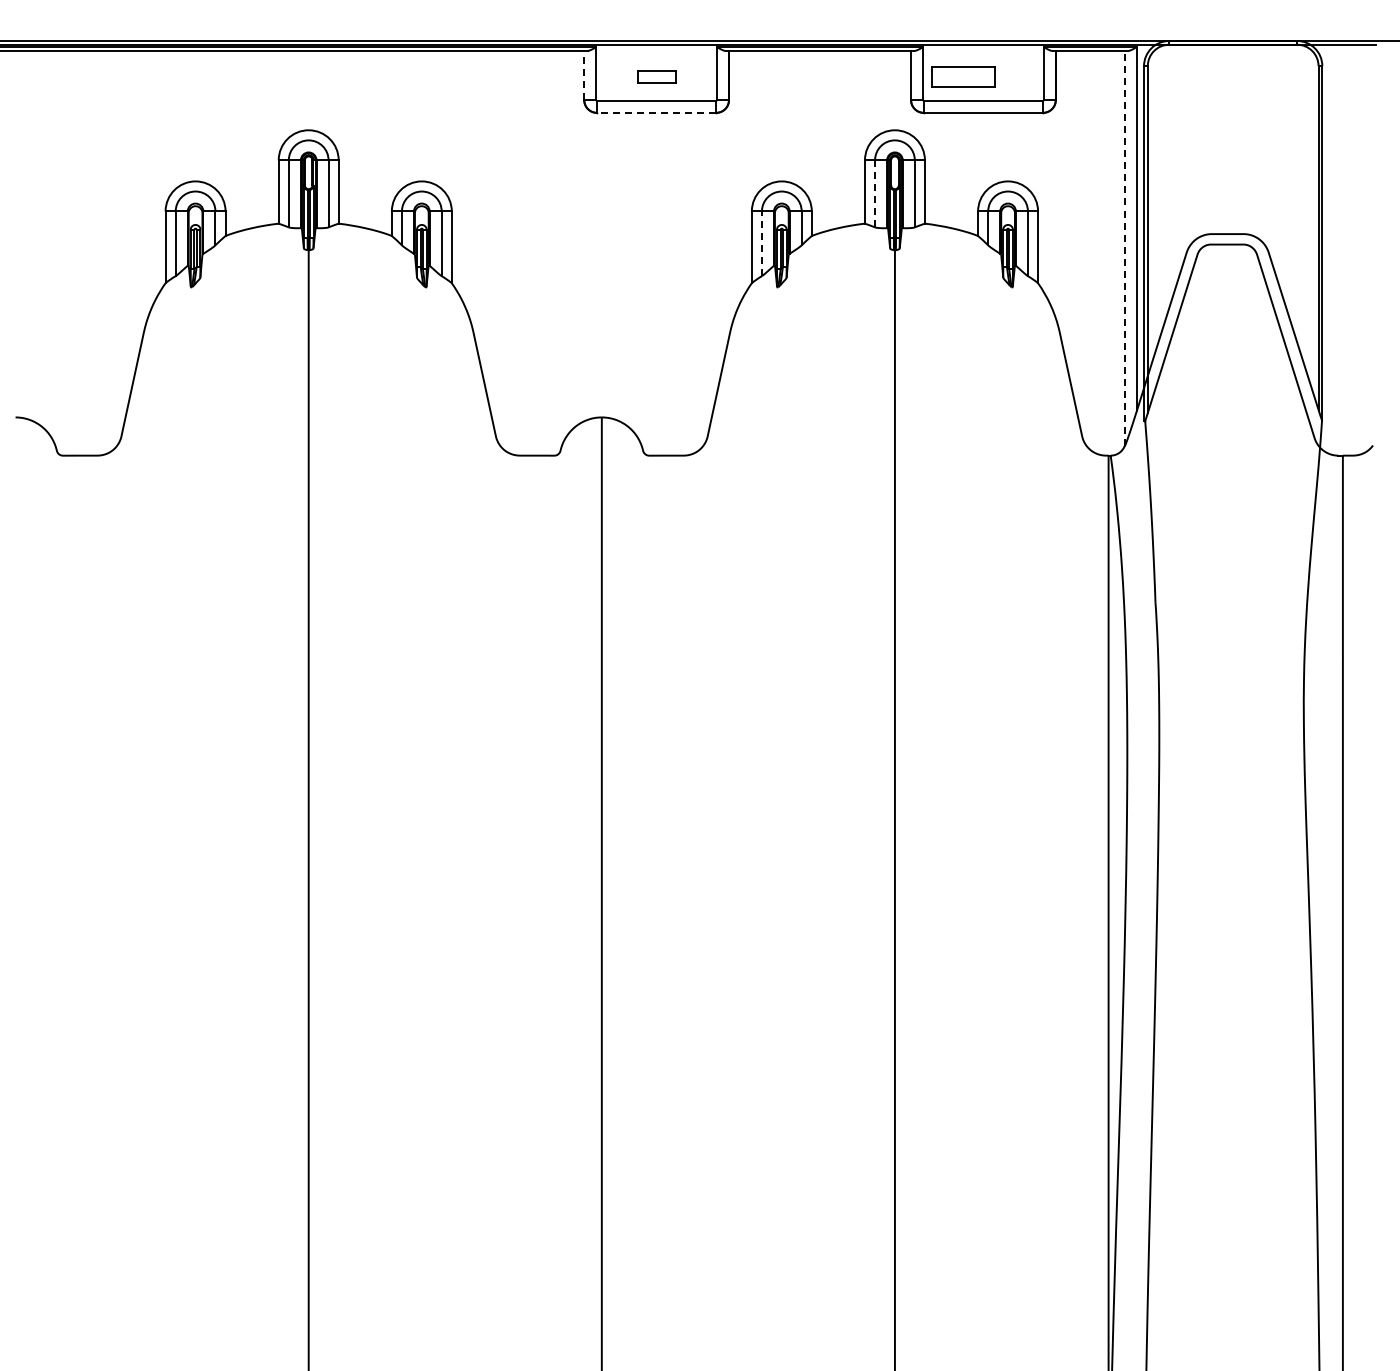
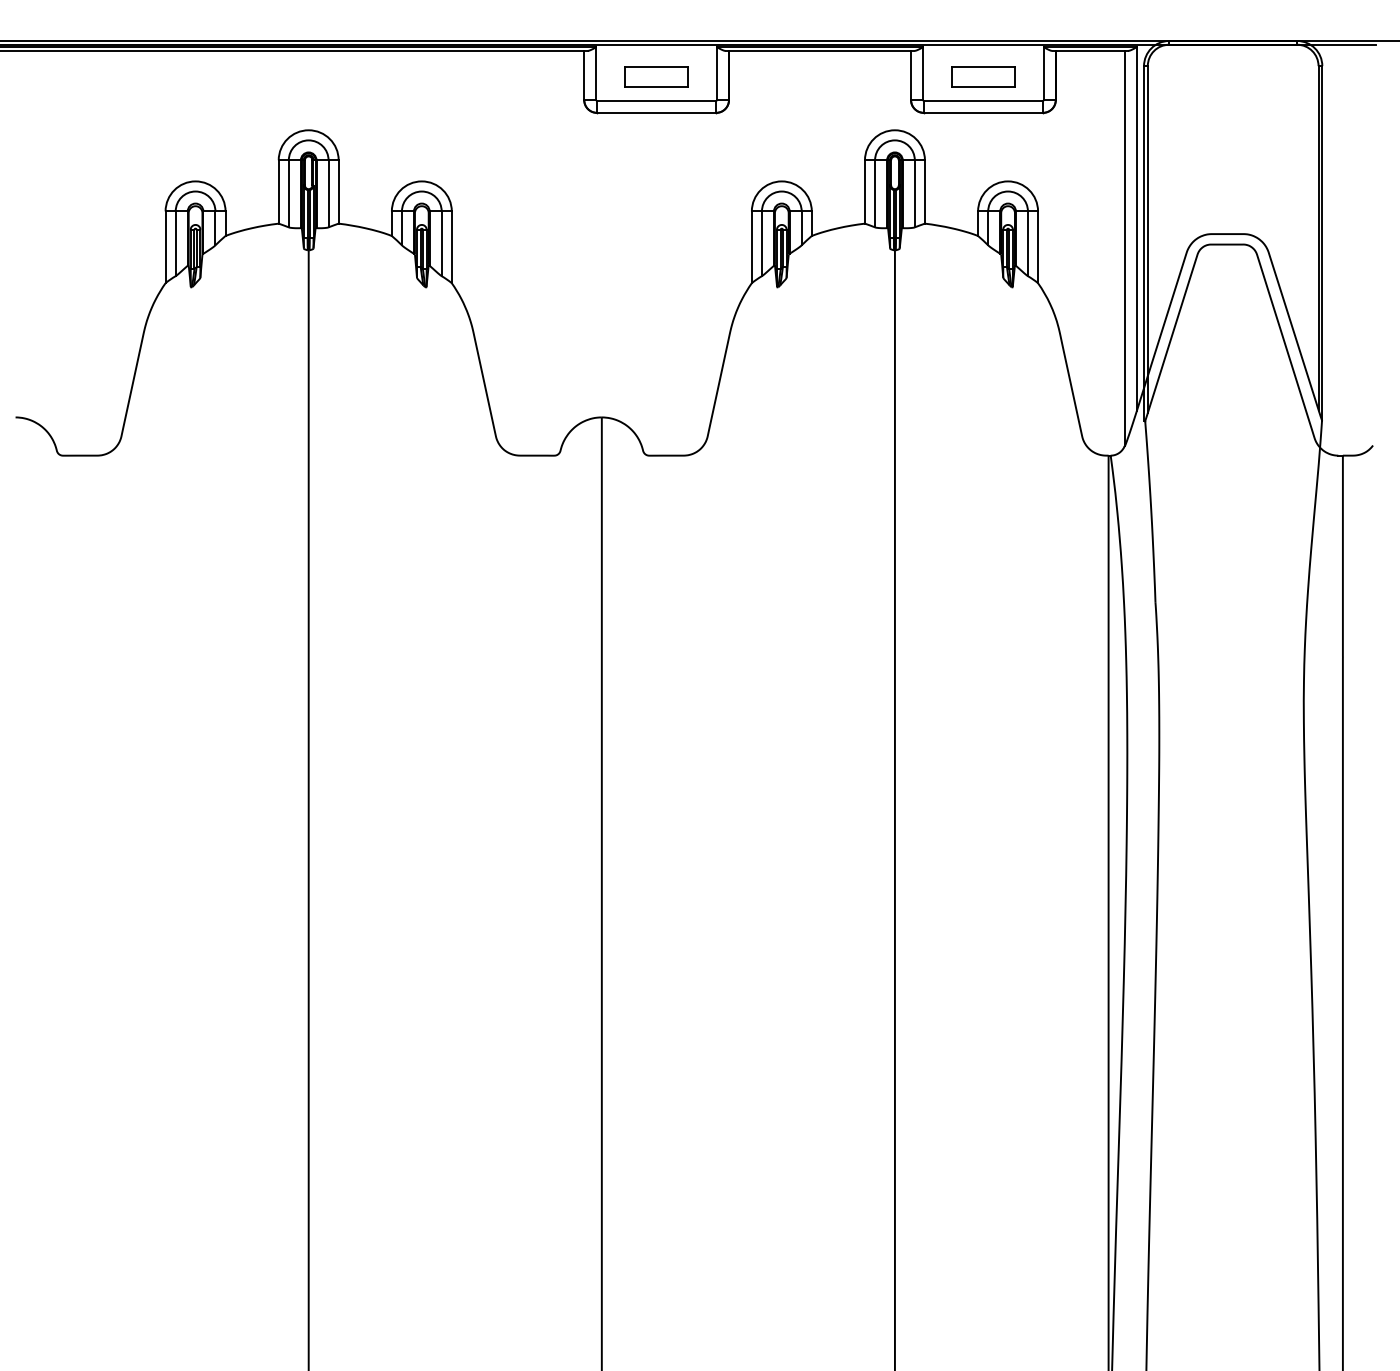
line: dashed -> solid (584, 75)
part size: 40x14 px -> 65x22 px (656, 76)
part position: (963, 76) -> (983, 76) (983, 76)
line: dashed -> solid (656, 112)
line: dashed -> solid (875, 193)
line: dashed -> solid (761, 243)
line: dashed -> solid (1124, 248)
